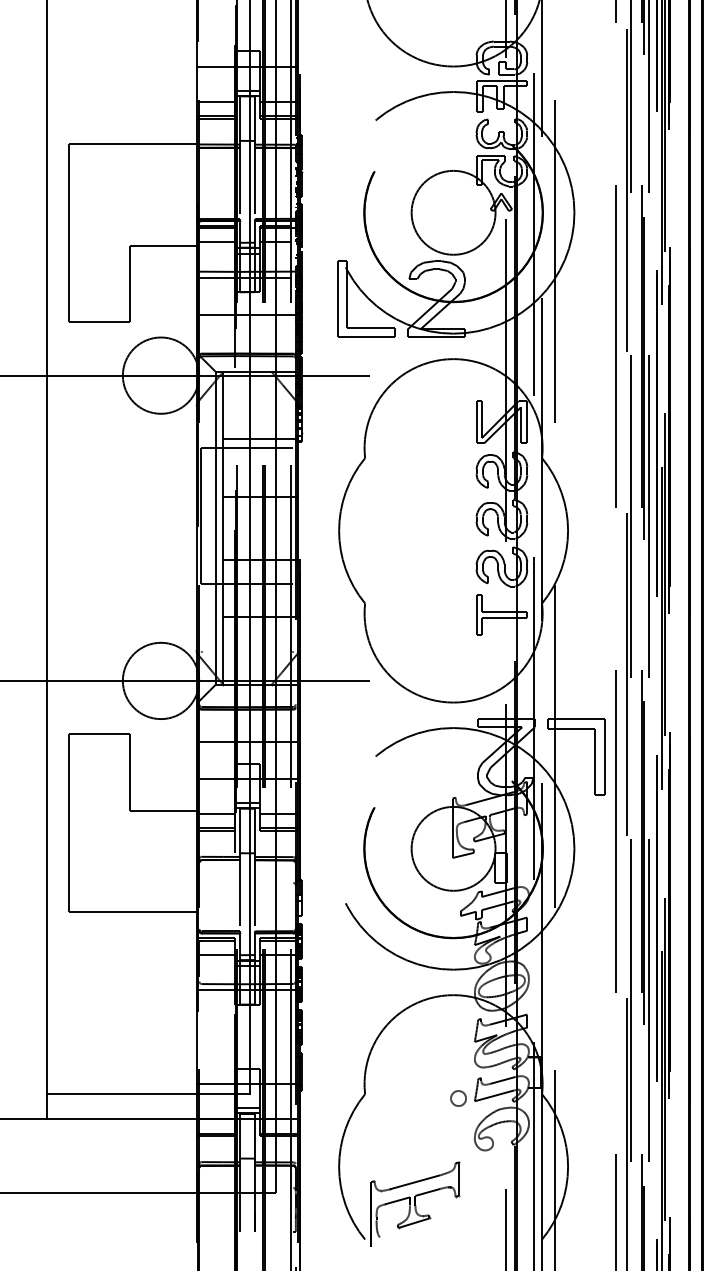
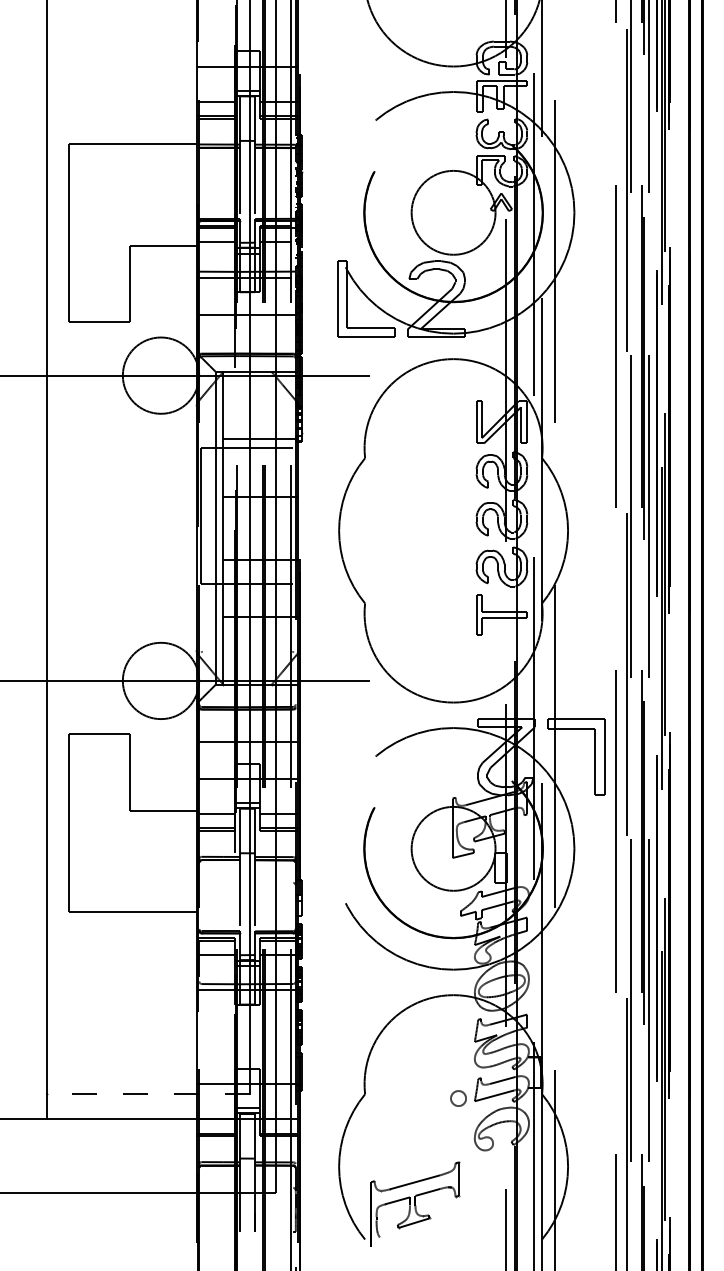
line: solid -> dashed (148, 1093)
